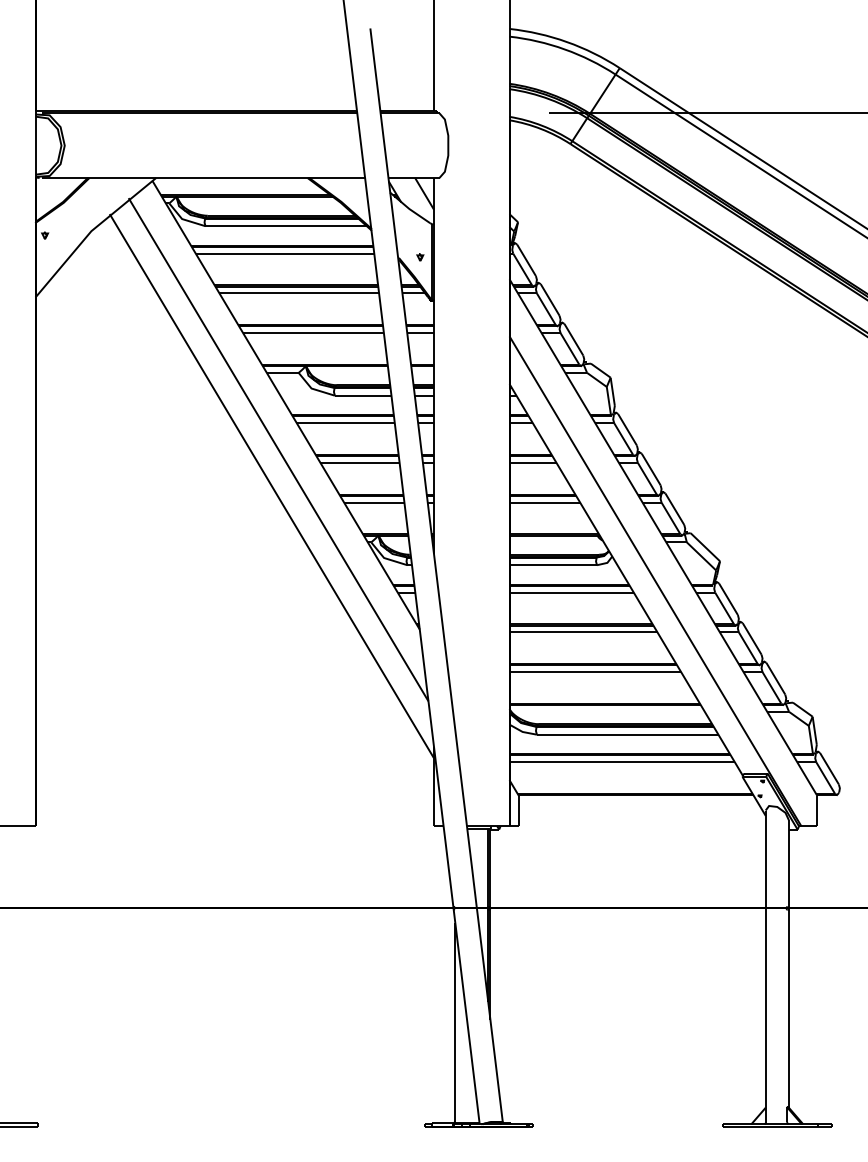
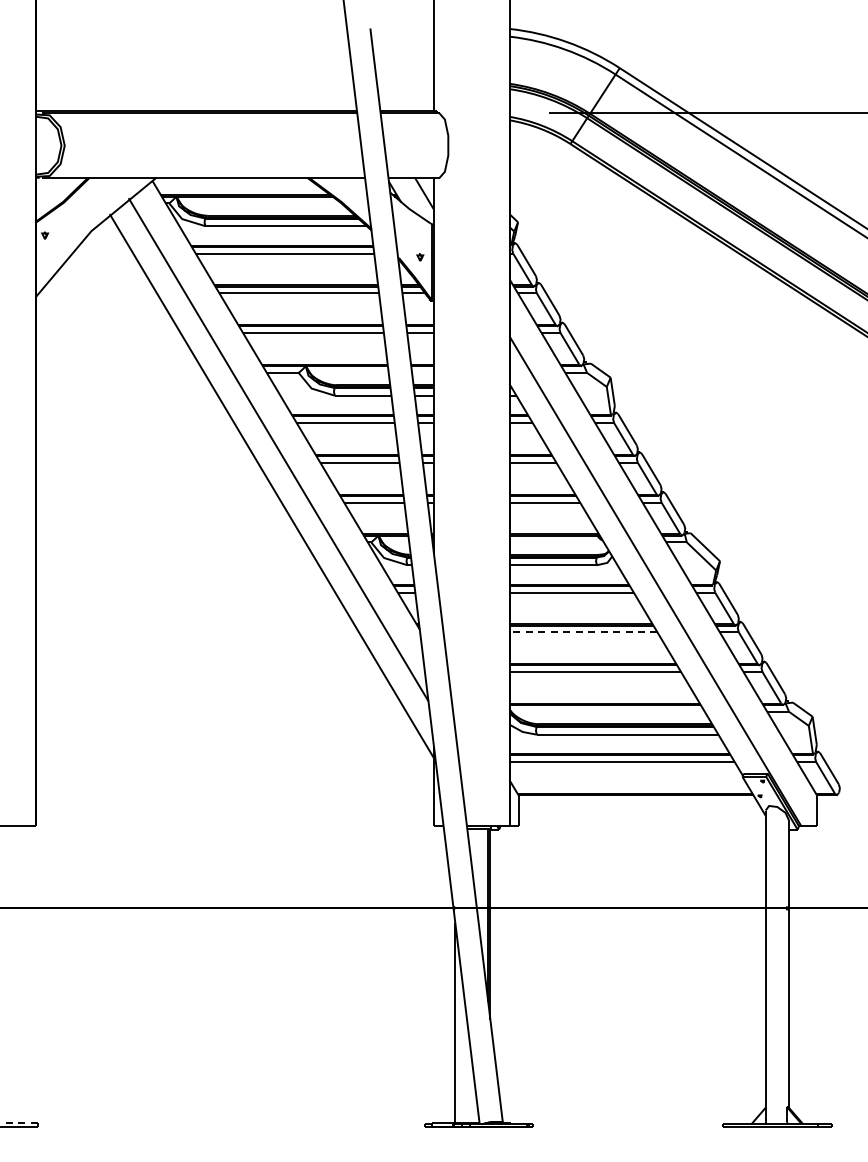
line: solid -> dashed (583, 632)
line: solid -> dashed (18, 1122)
